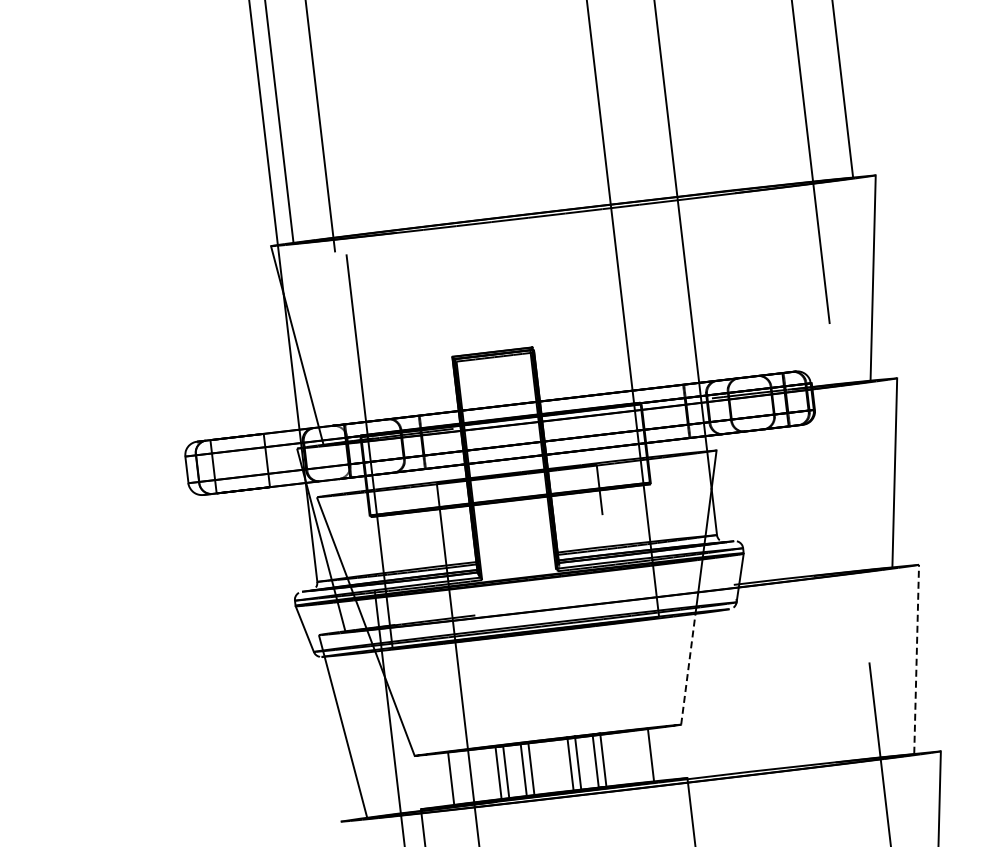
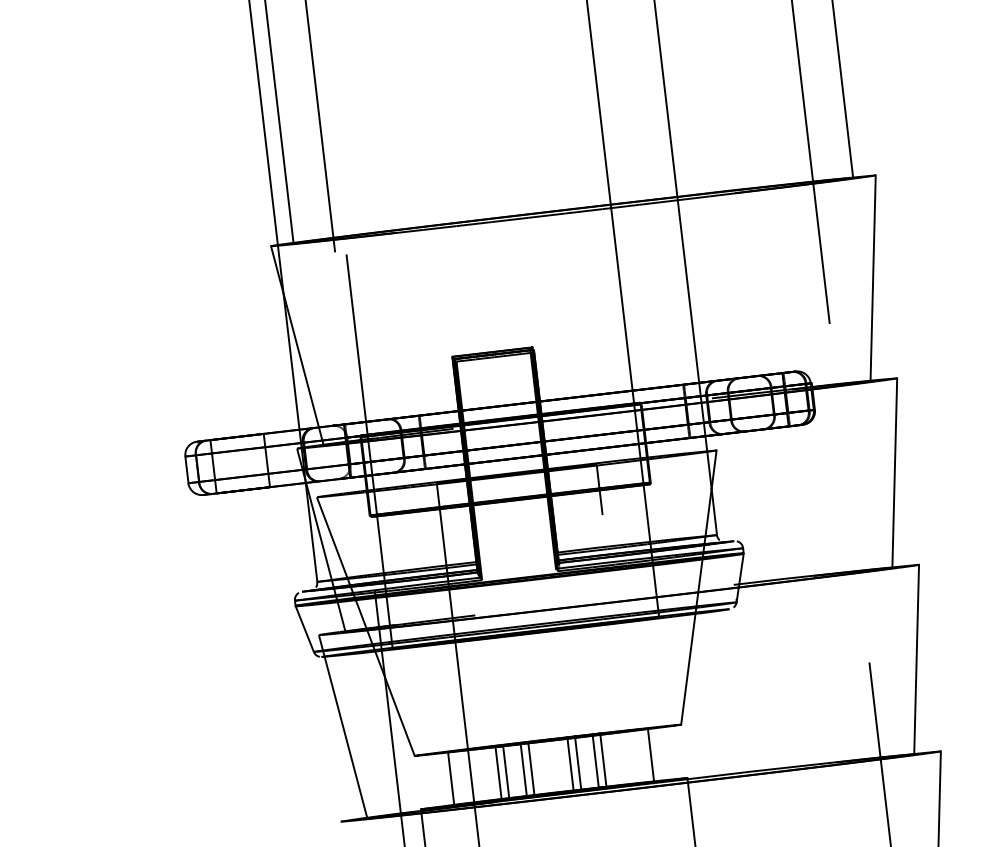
line: dashed -> solid (916, 658)
line: dashed -> solid (688, 668)
